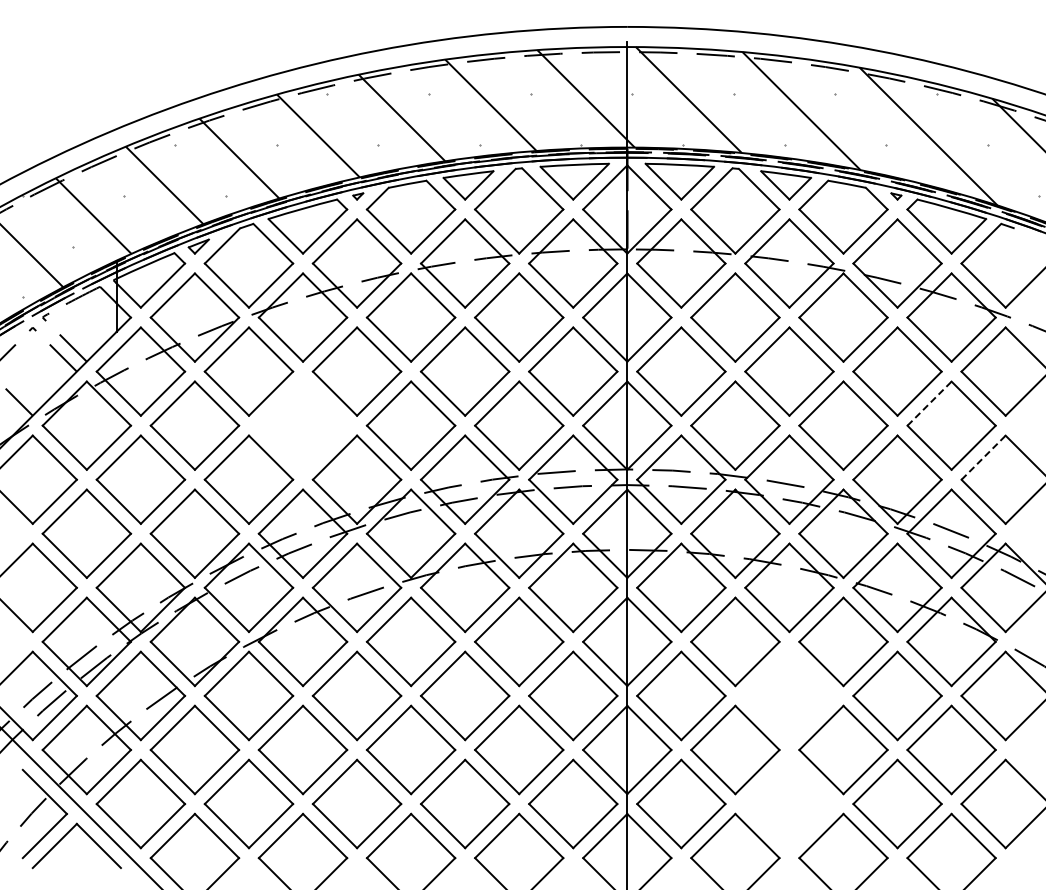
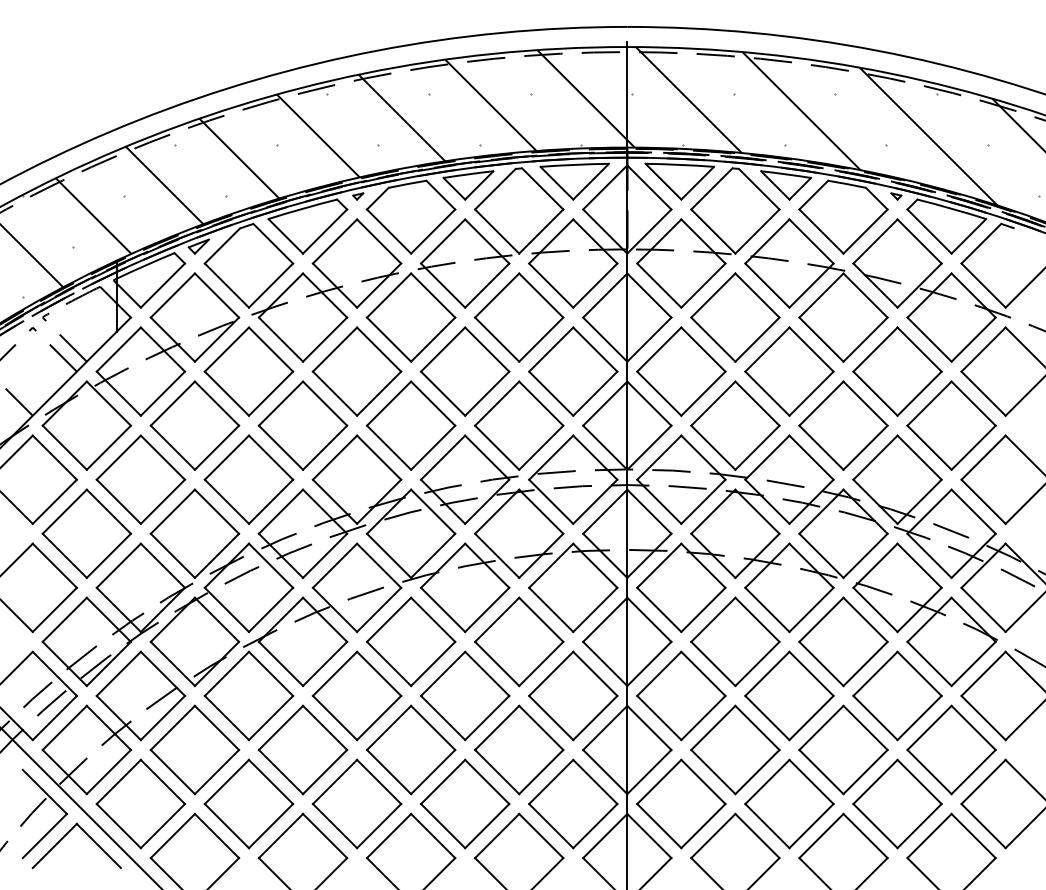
line: dashed -> solid (929, 403)
part: none -> present (302, 425)
line: dashed -> solid (983, 457)
part: none -> present (789, 695)
part: none -> present (789, 803)
